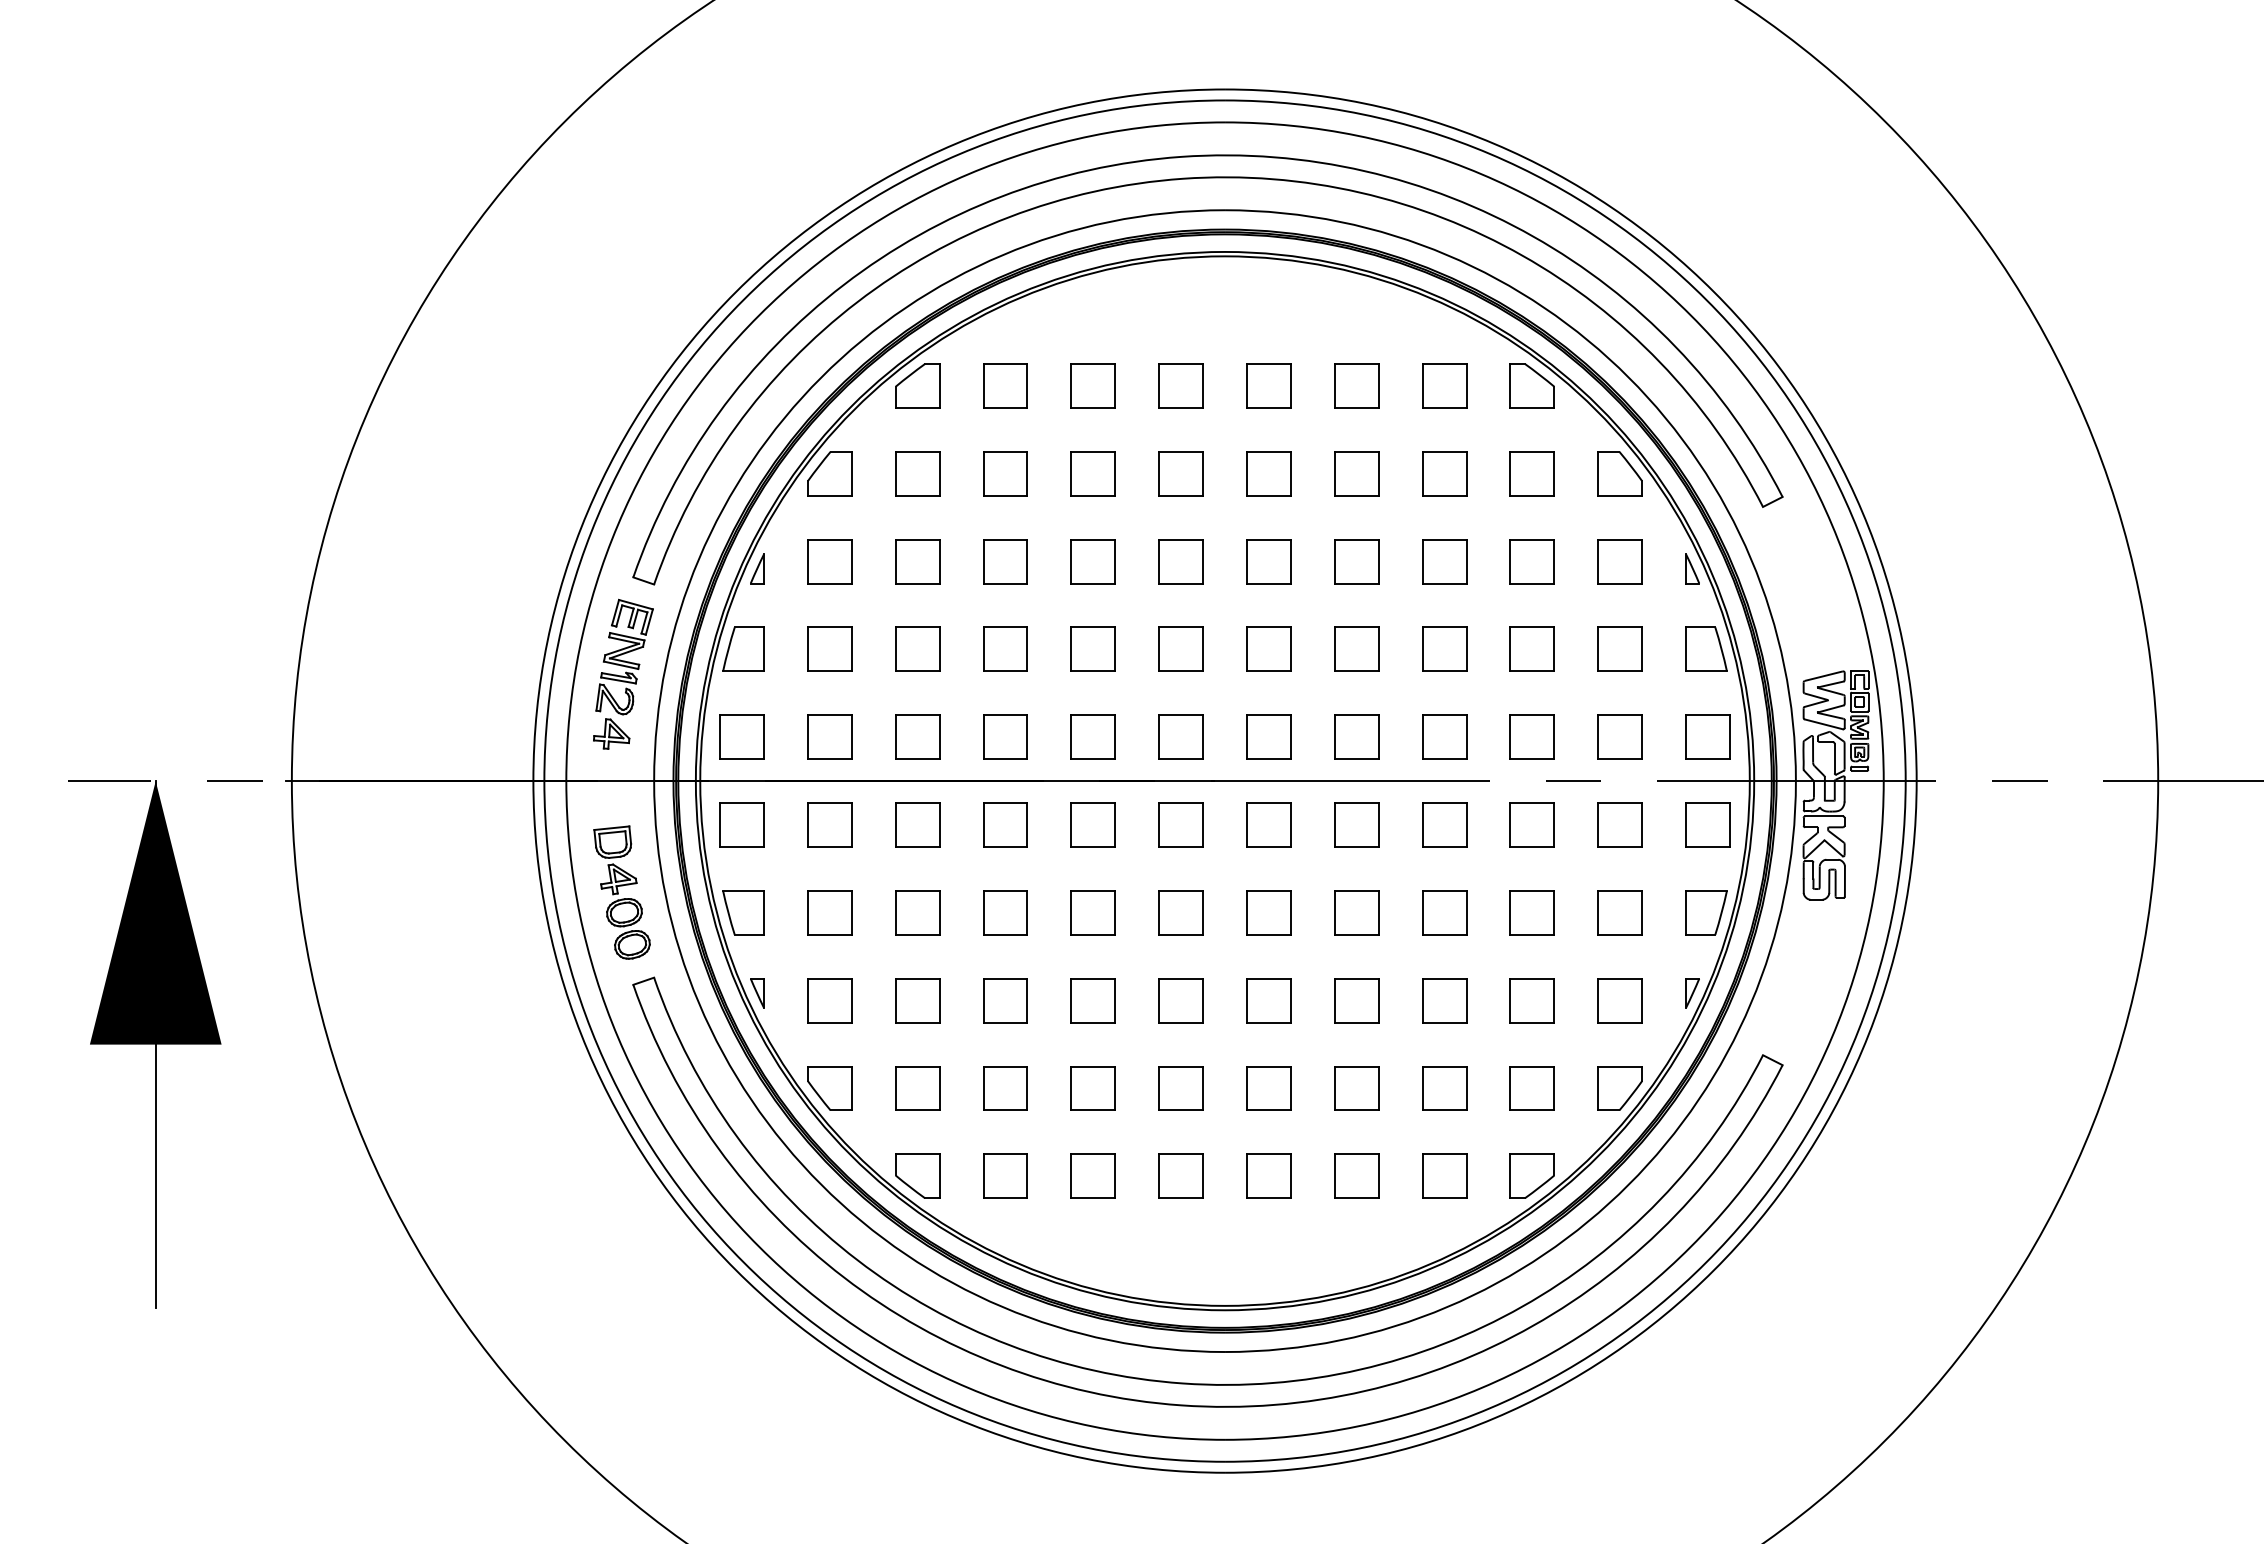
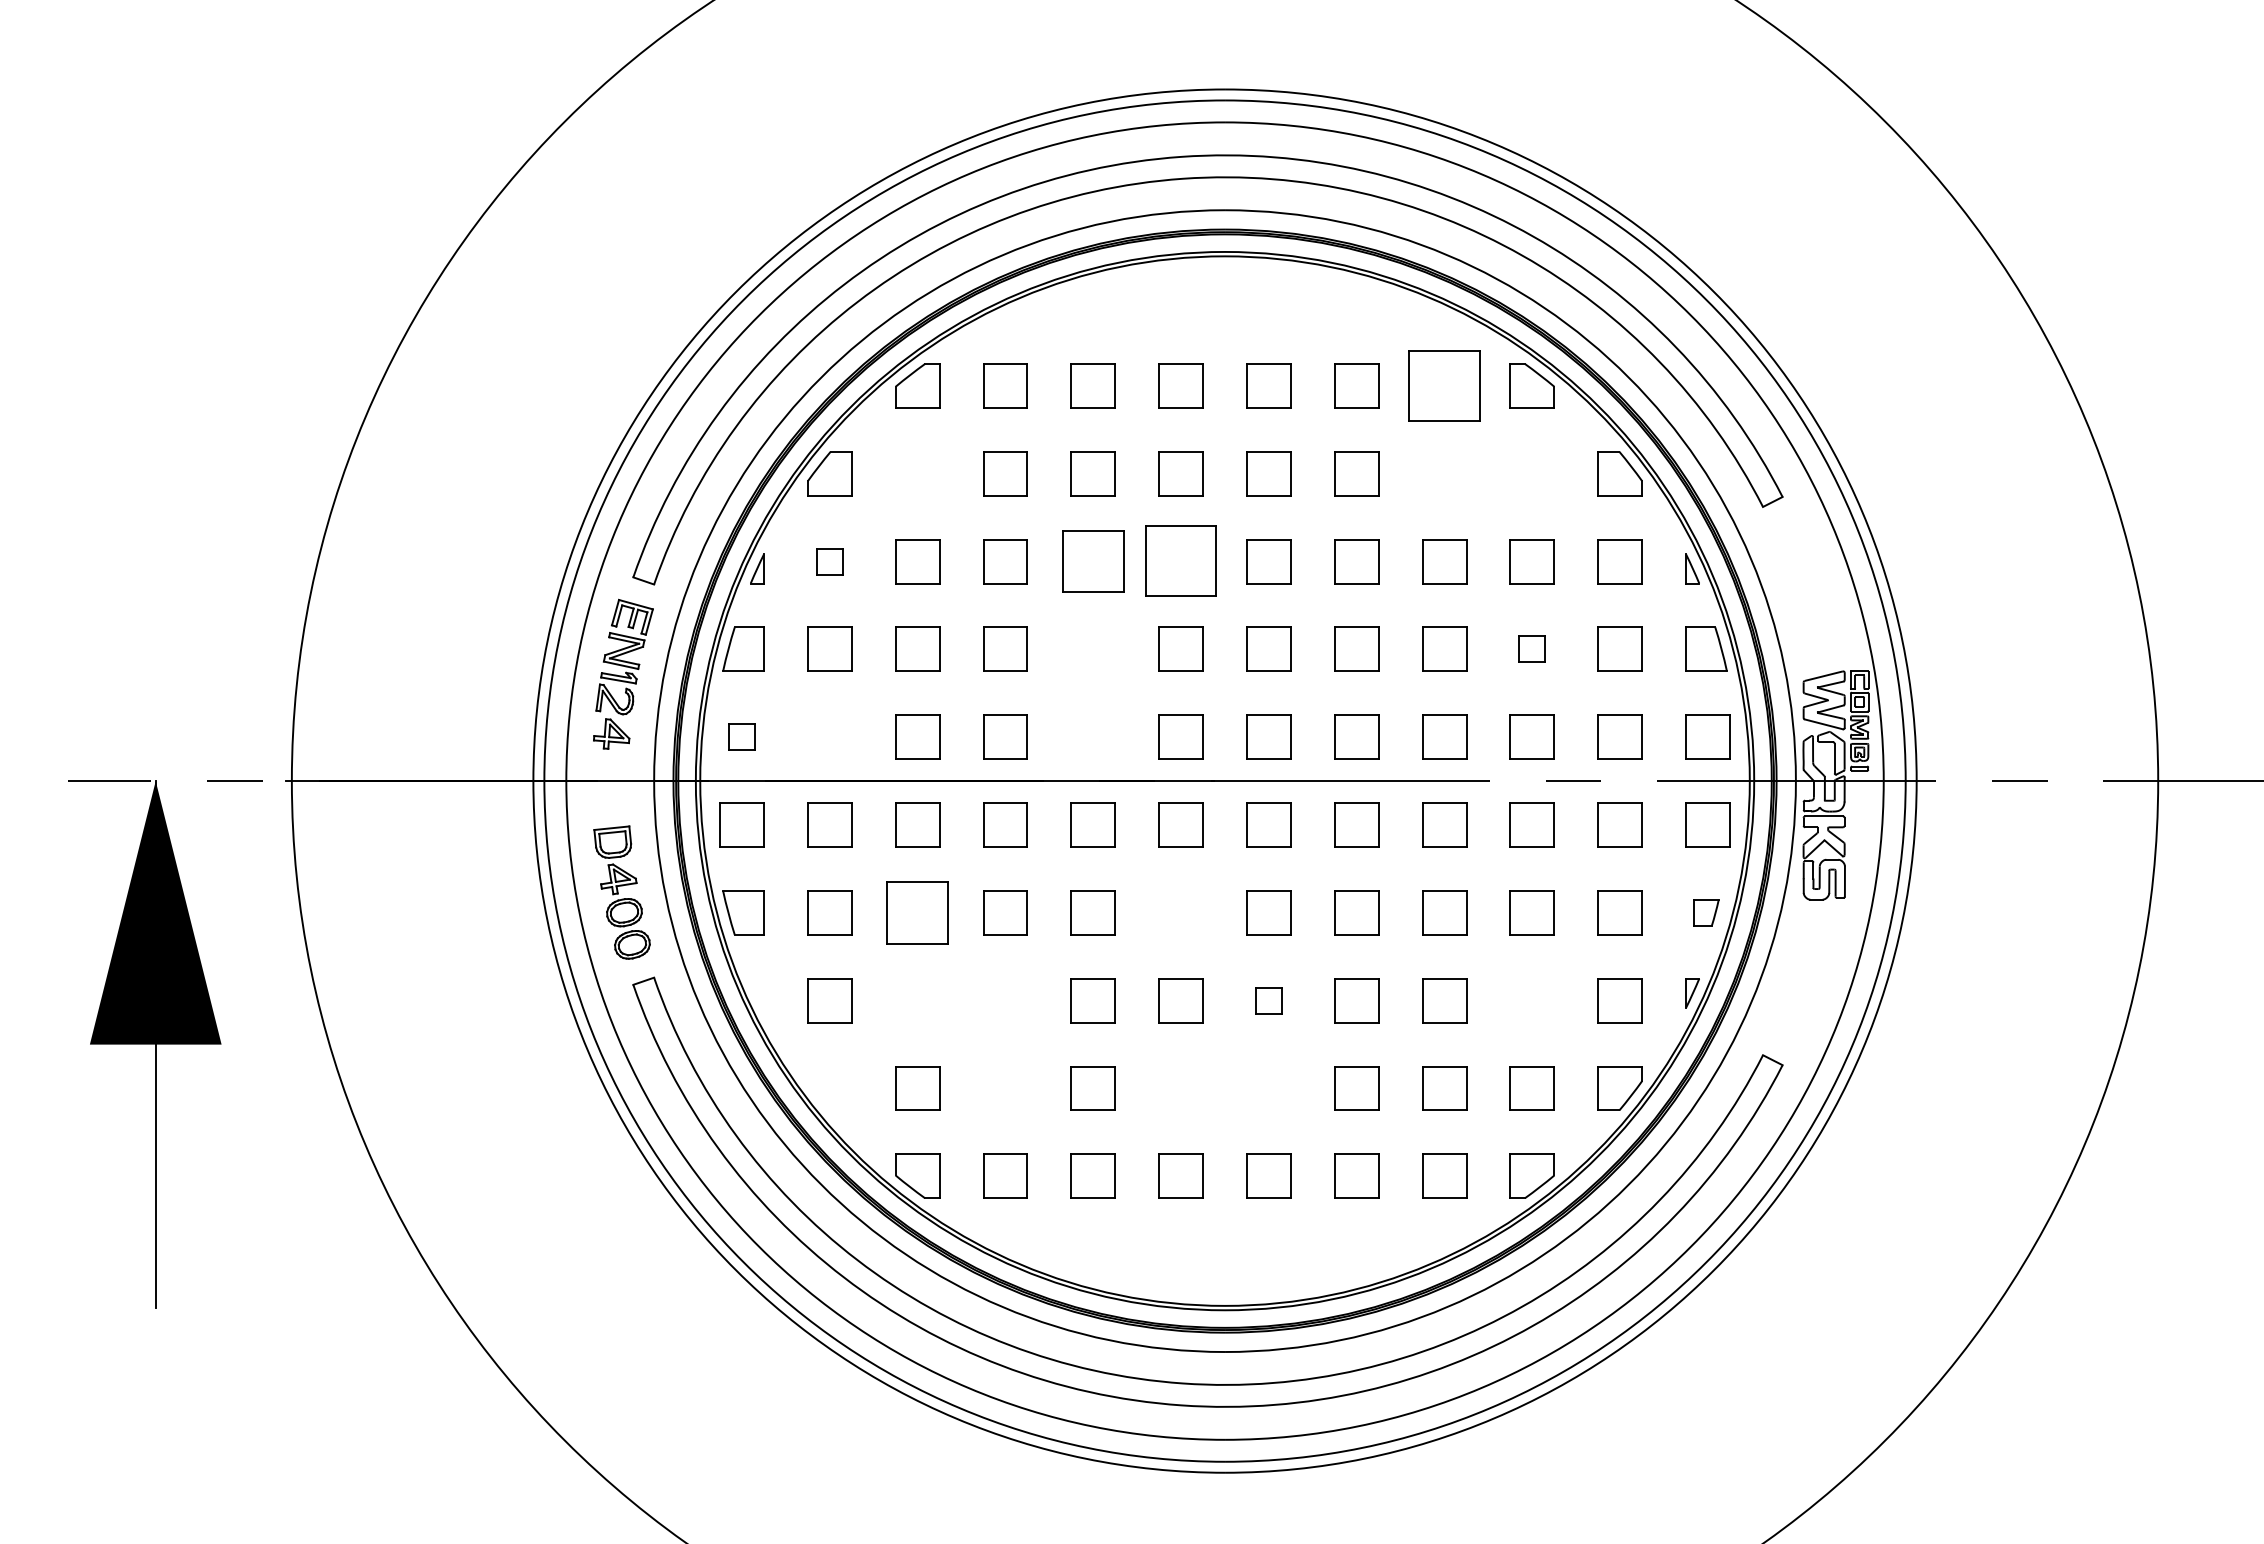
part size: 46x46 px -> 73x72 px (1444, 385)
part: present -> none (917, 473)
part: present -> none (1444, 473)
part: present -> none (1531, 473)
part size: 46x46 px -> 28x28 px (829, 561)
part size: 46x46 px -> 63x63 px (1093, 561)
part size: 46x46 px -> 72x72 px (1180, 560)
part: present -> none (1092, 648)
part size: 46x46 px -> 28x28 px (1531, 648)
part size: 46x46 px -> 28x28 px (741, 736)
part: present -> none (829, 736)
part: present -> none (1092, 736)
part size: 46x46 px -> 63x64 px (917, 912)
part: present -> none (1180, 912)
part size: 43x46 px -> 27x28 px (1706, 912)
part: present -> none (757, 993)
part: present -> none (917, 1000)
part: present -> none (1005, 1000)
part size: 46x46 px -> 28x28 px (1268, 1000)
part: present -> none (1531, 1000)
part: present -> none (829, 1088)
part: present -> none (1005, 1088)
part: present -> none (1180, 1088)
part: present -> none (1268, 1088)
